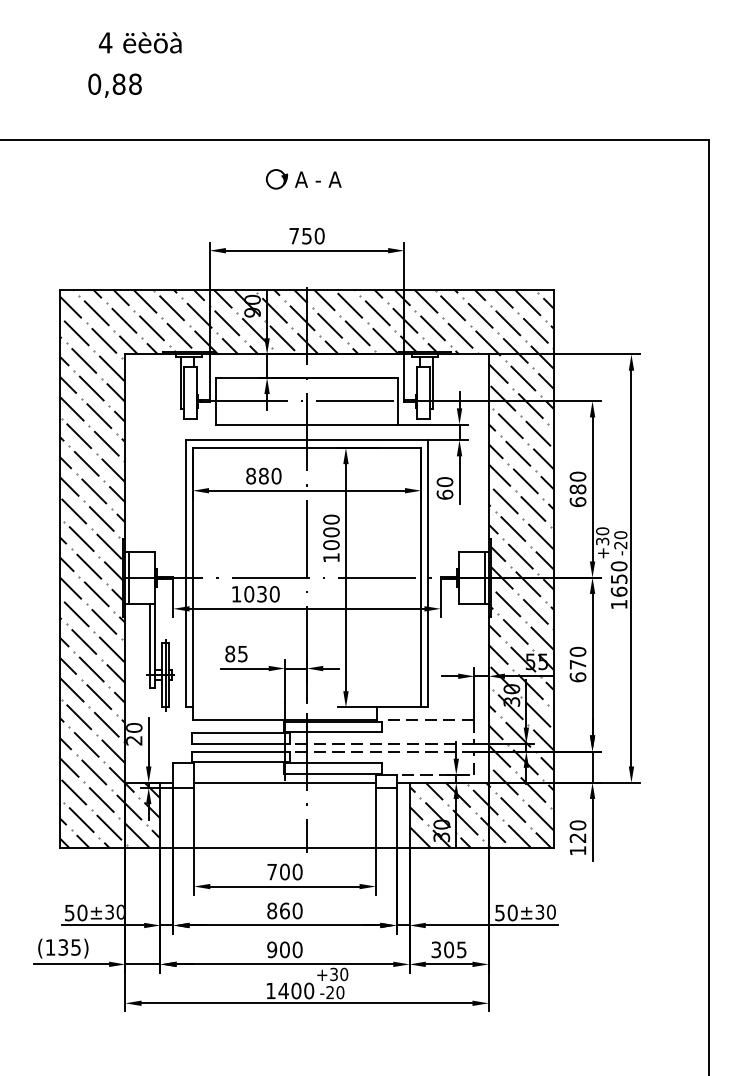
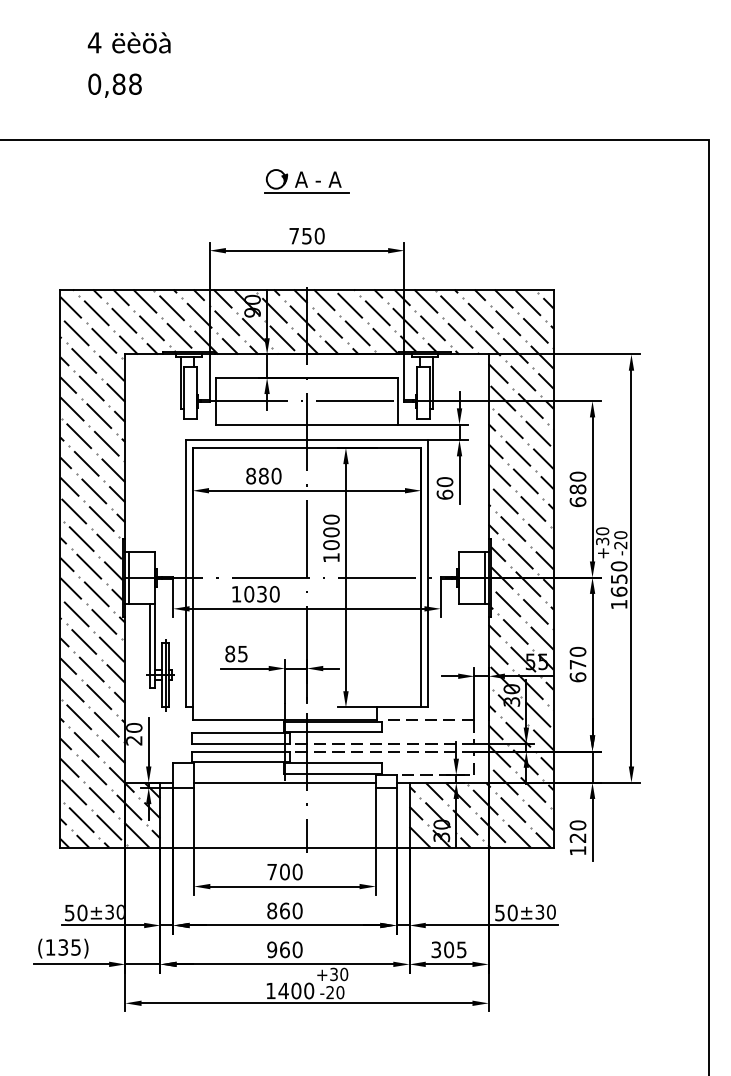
text position: (139, 42) -> (128, 42) (128, 42)
line: none -> present (306, 193)
text: 900 -> 960 (284, 949)
